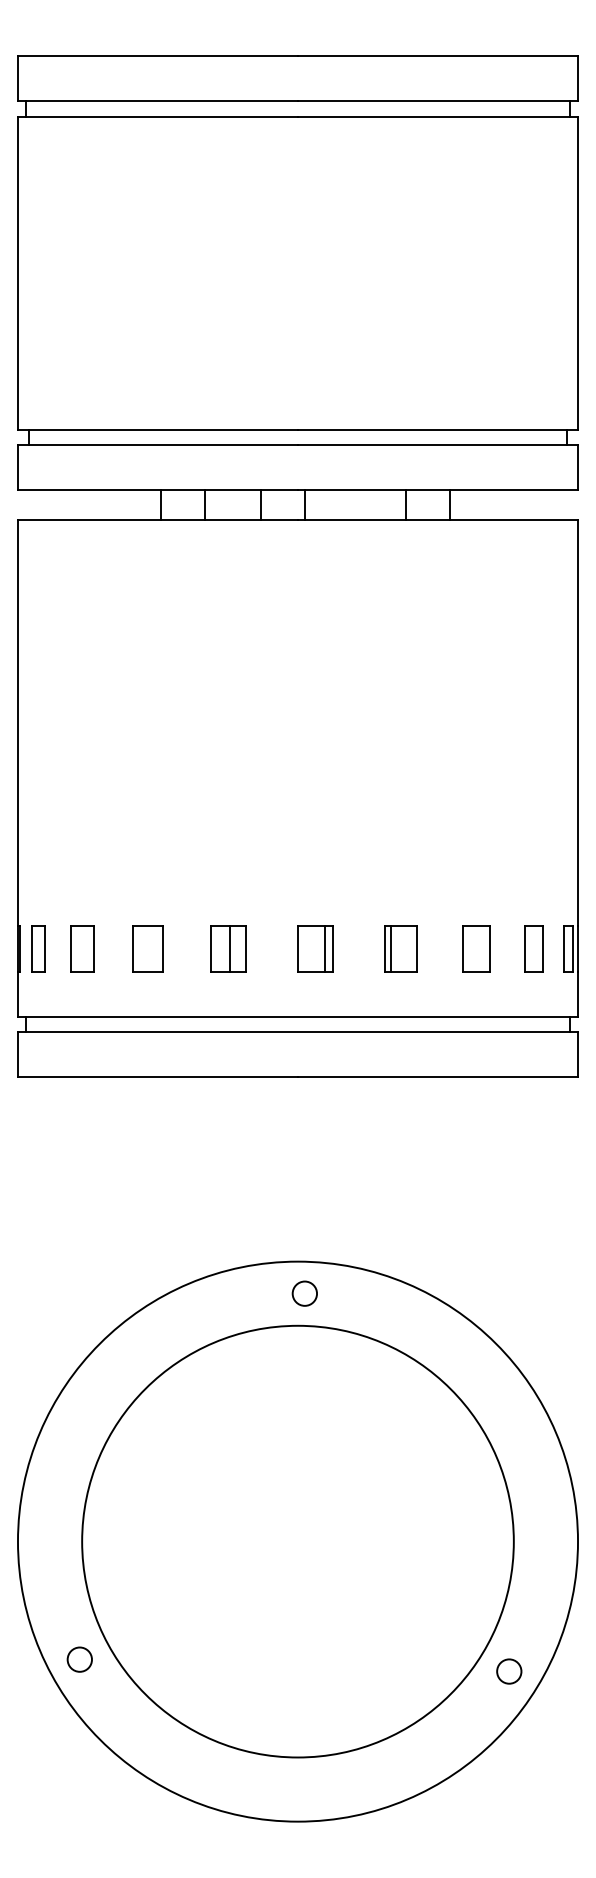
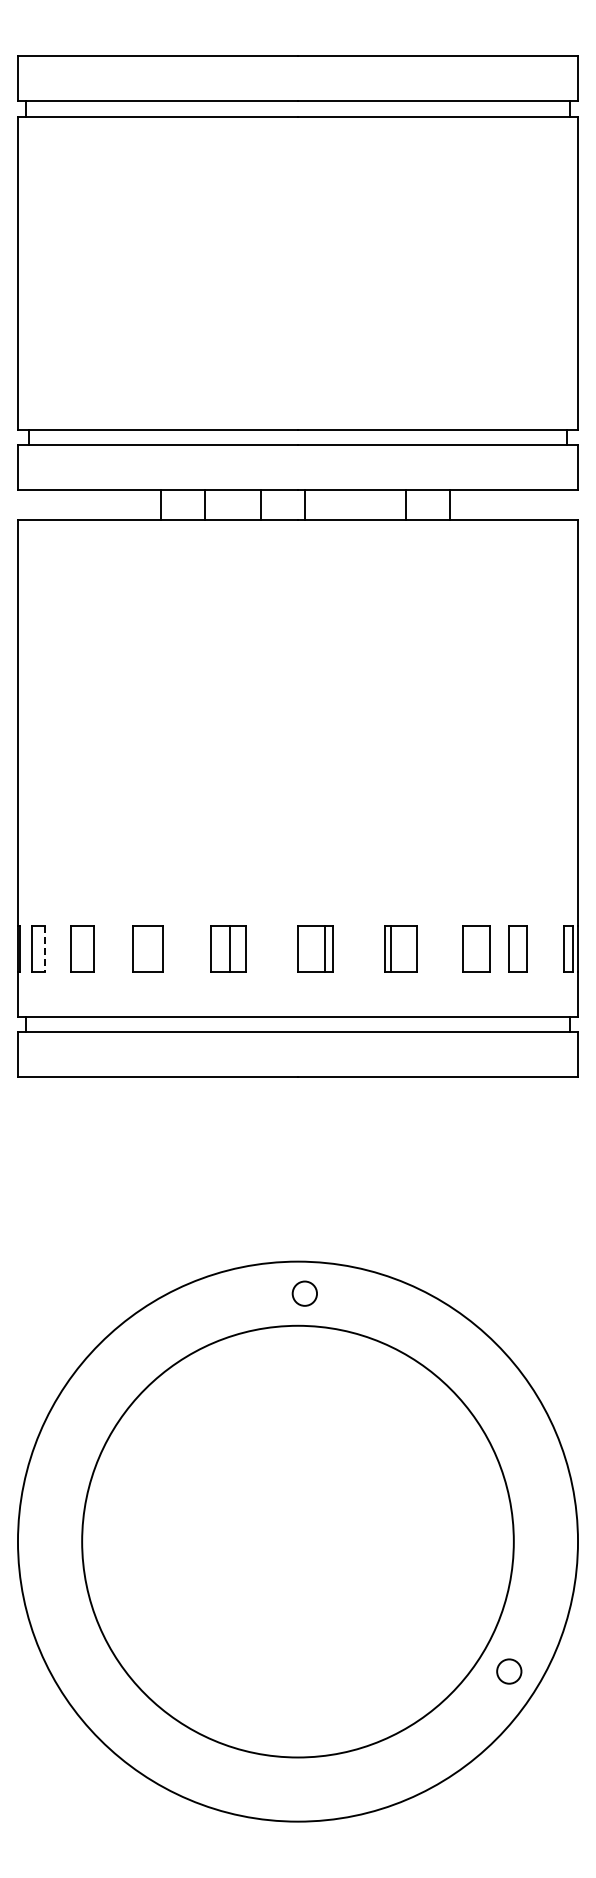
part position: (533, 948) -> (517, 948) (517, 948)
line: solid -> dashed (44, 949)
circle: present -> none (79, 1659)
